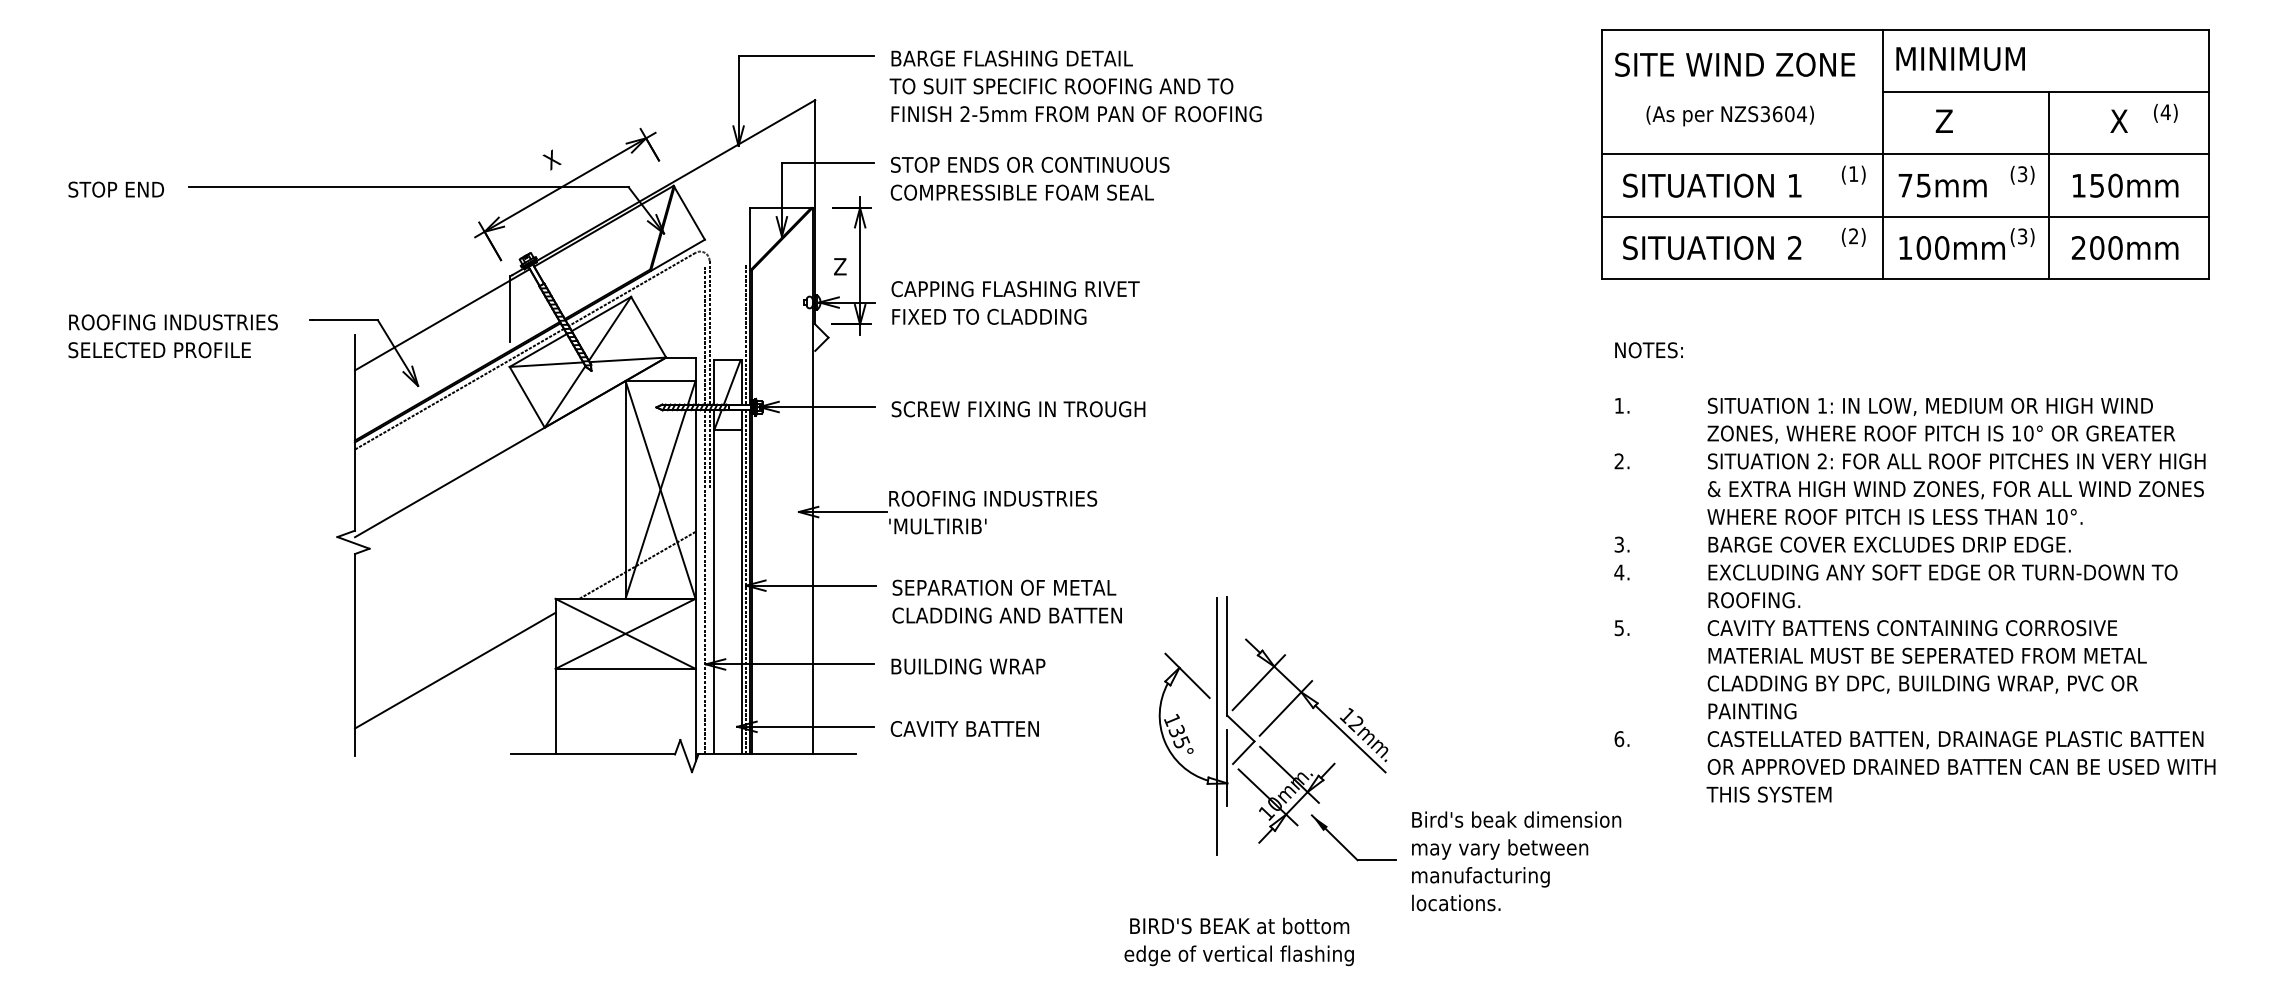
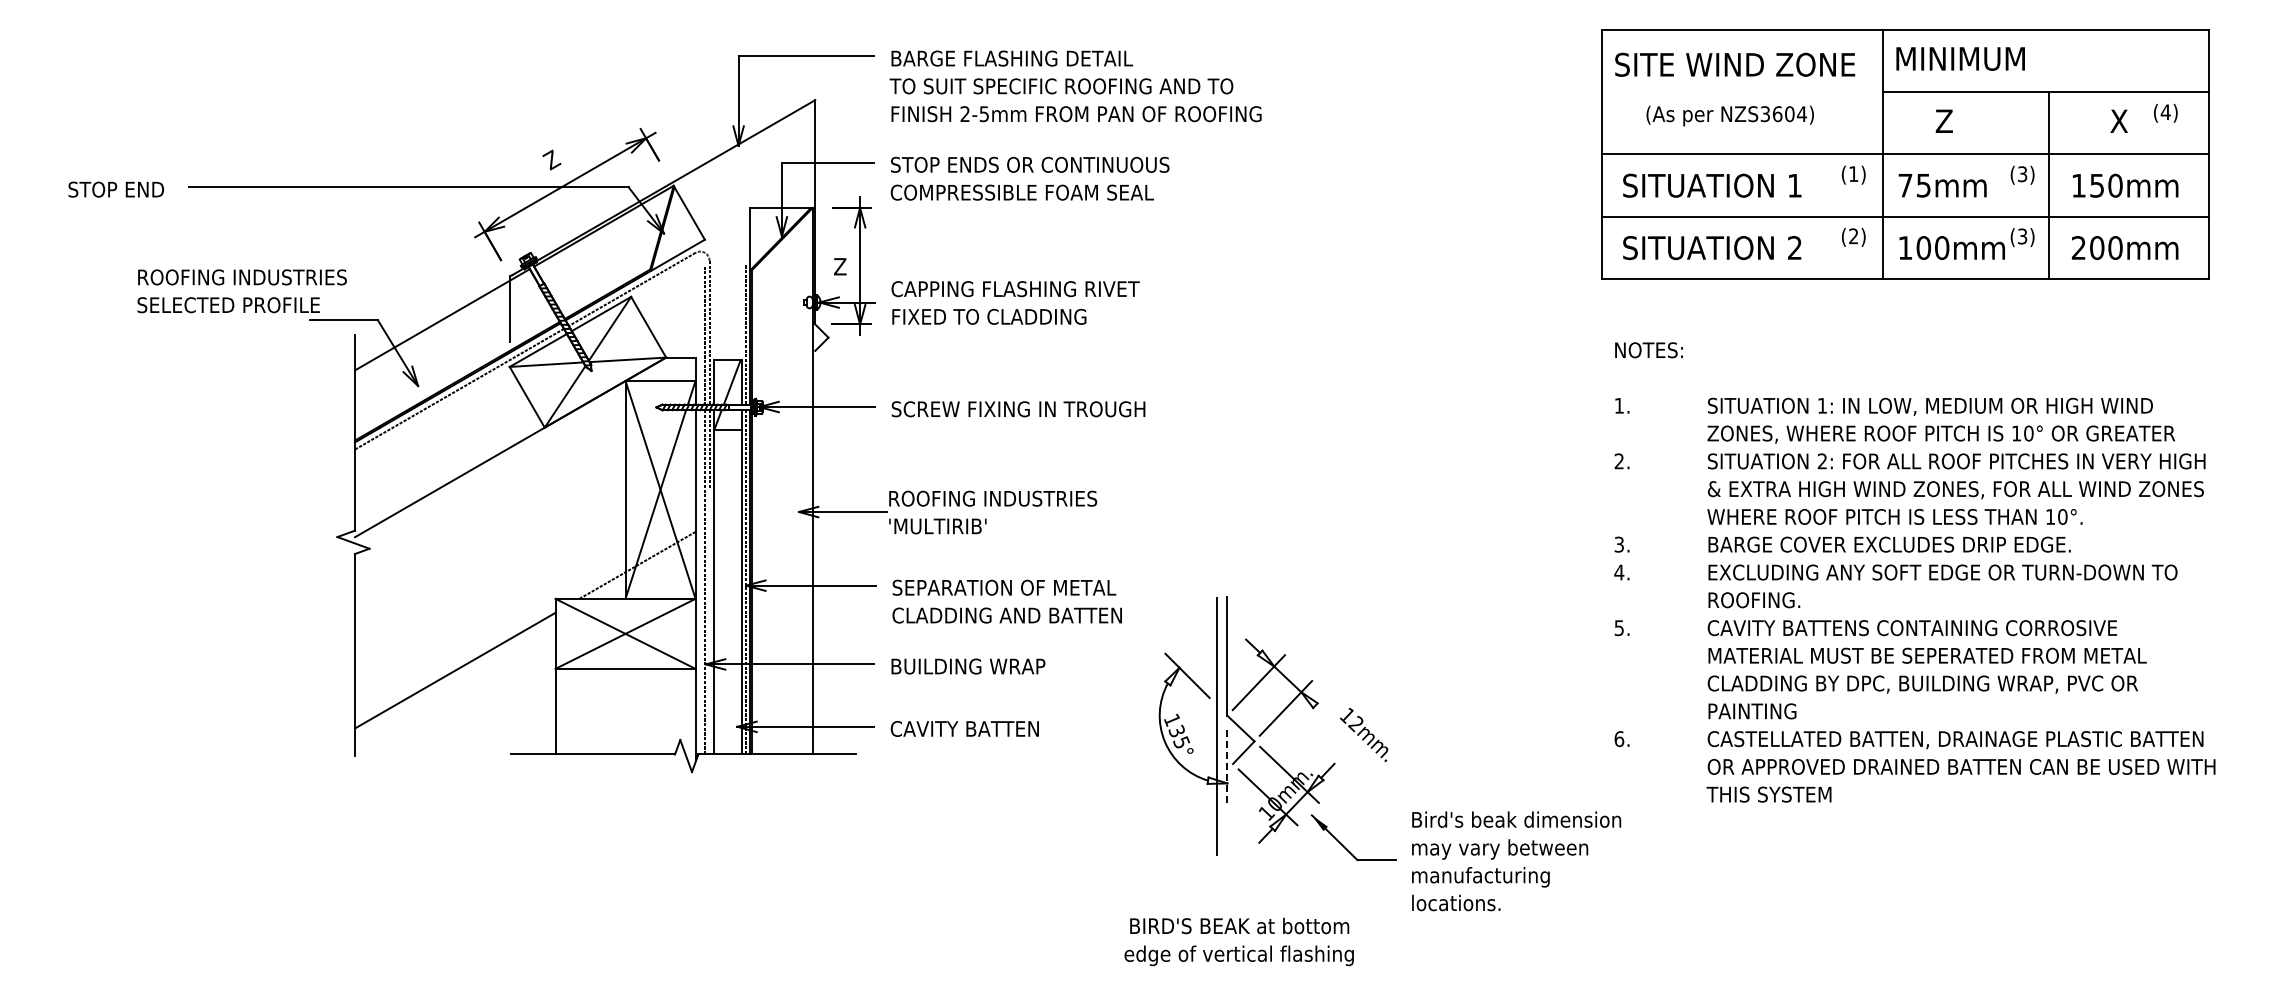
text: X -> Z (551, 159)
text position: (172, 336) -> (241, 291) (241, 291)
line: present -> none (1350, 738)
line: solid -> dashed (1227, 767)
